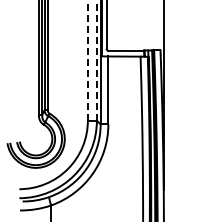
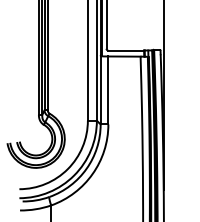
line: dashed -> solid (87, 60)
line: dashed -> solid (96, 60)
